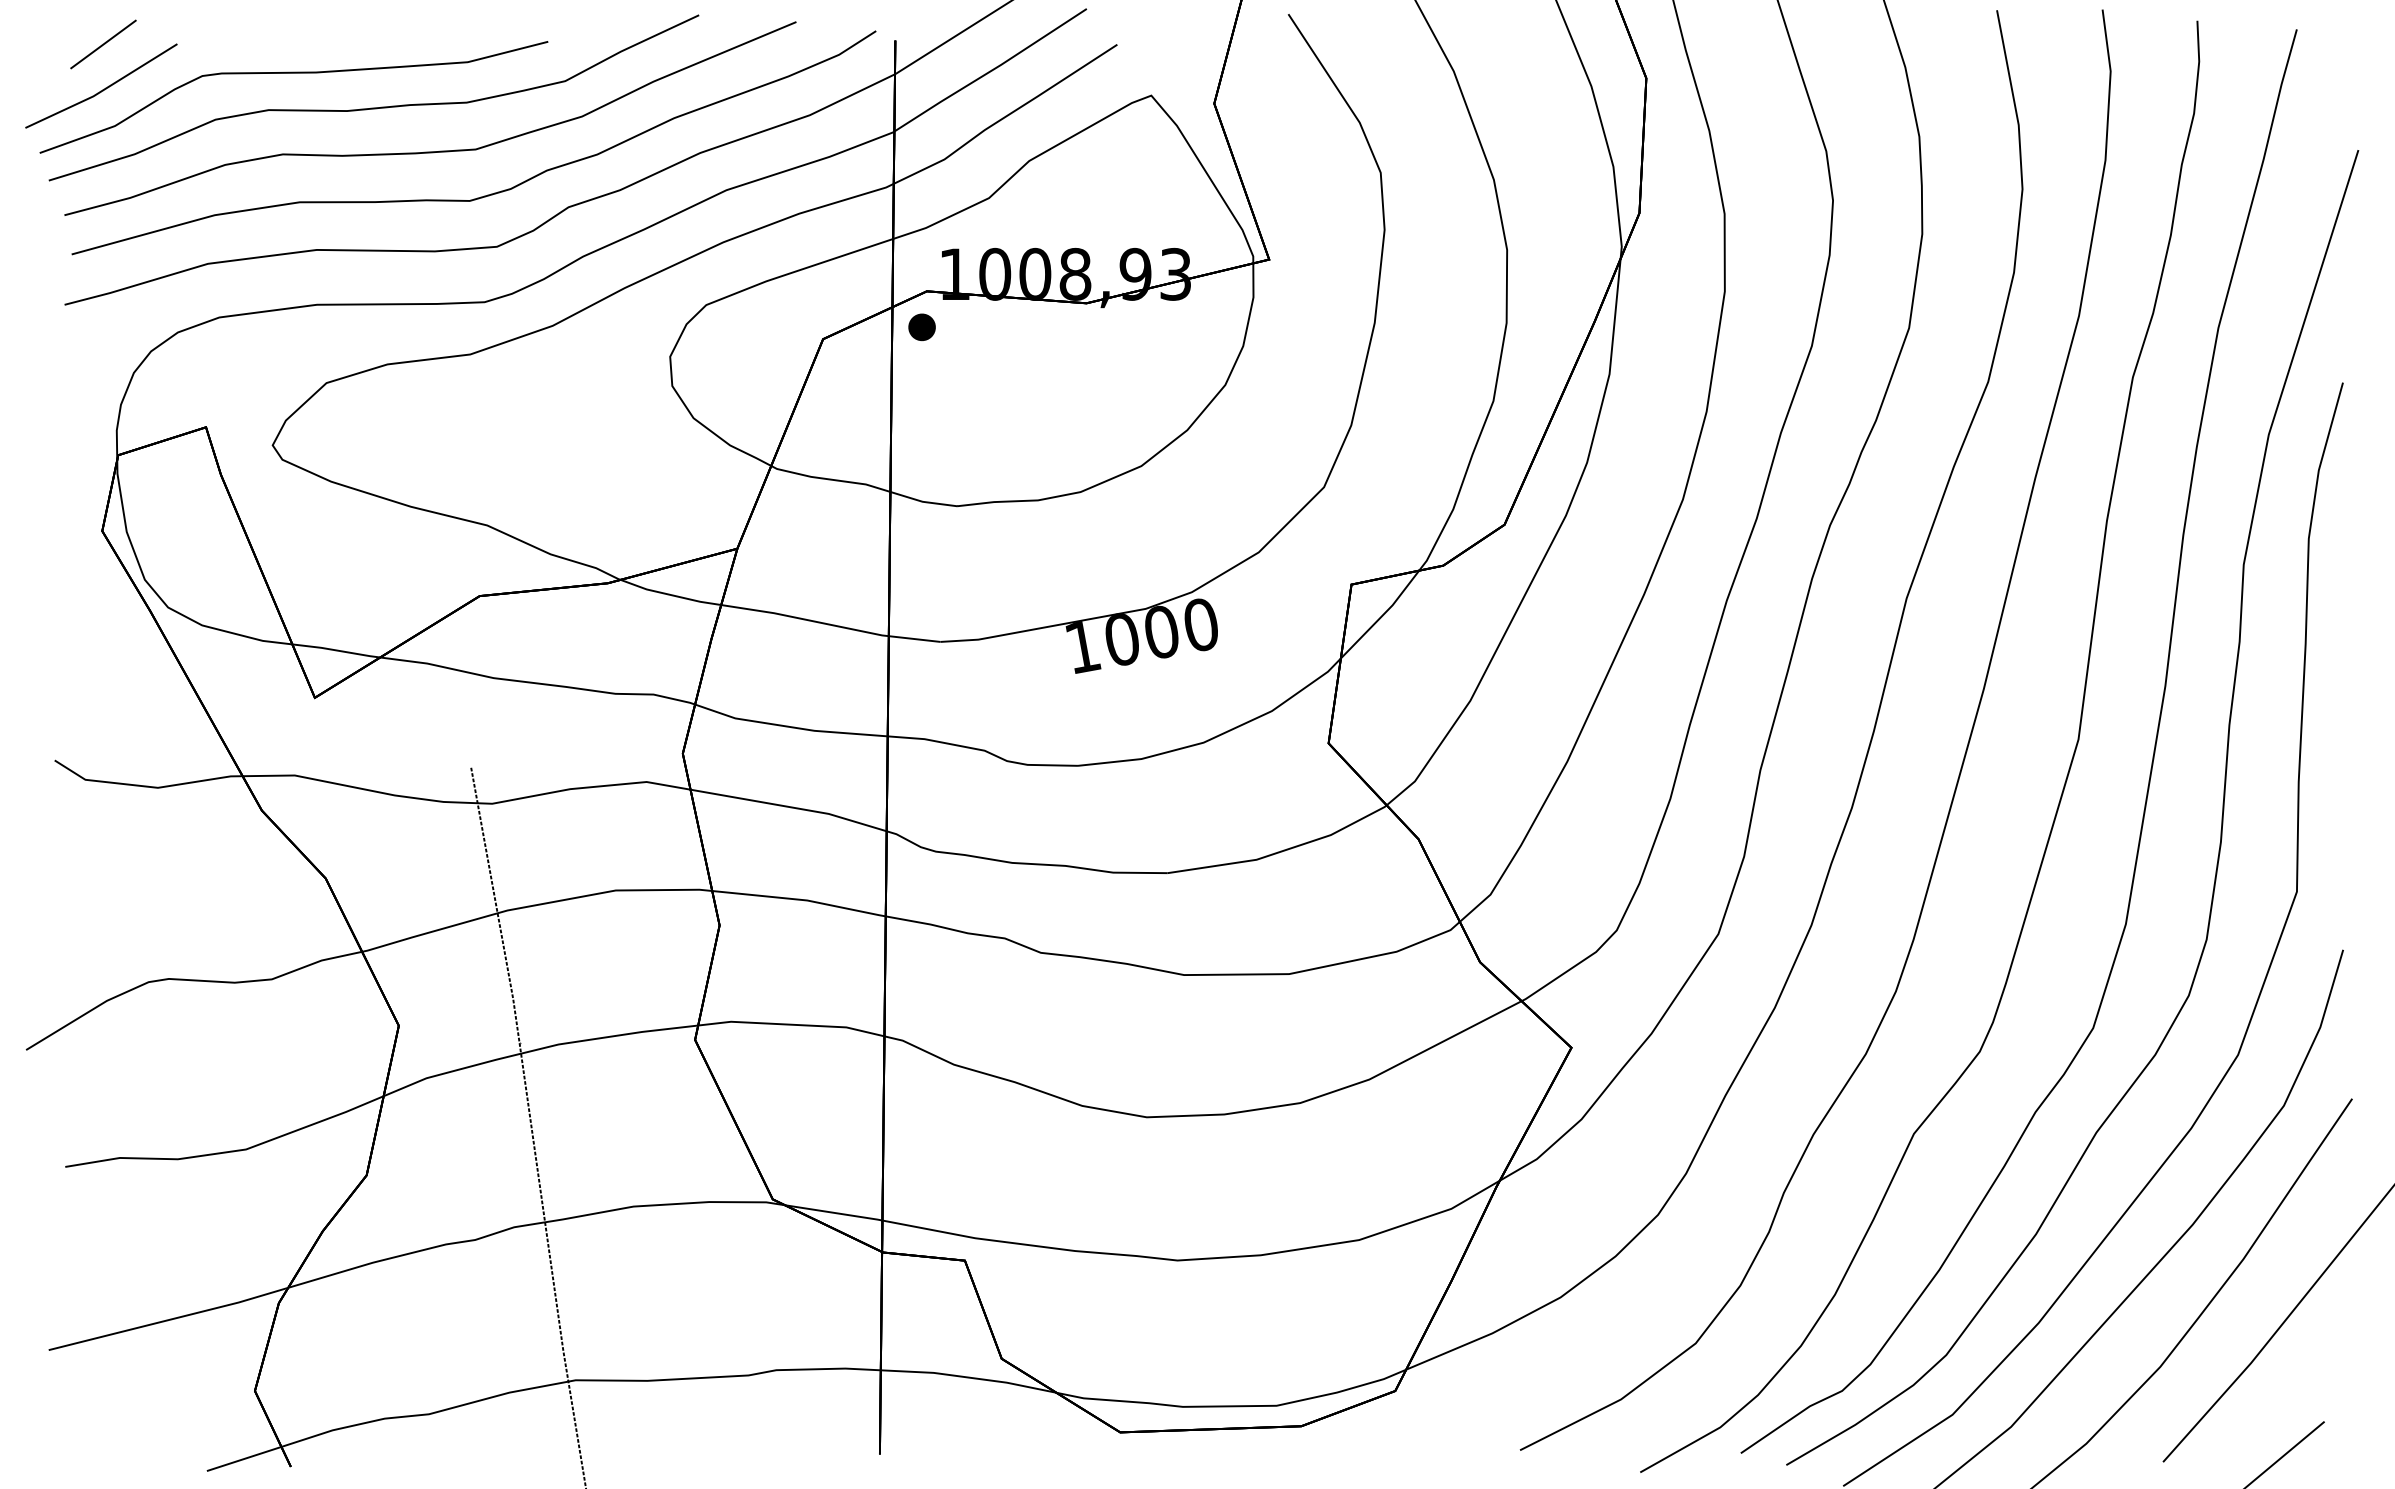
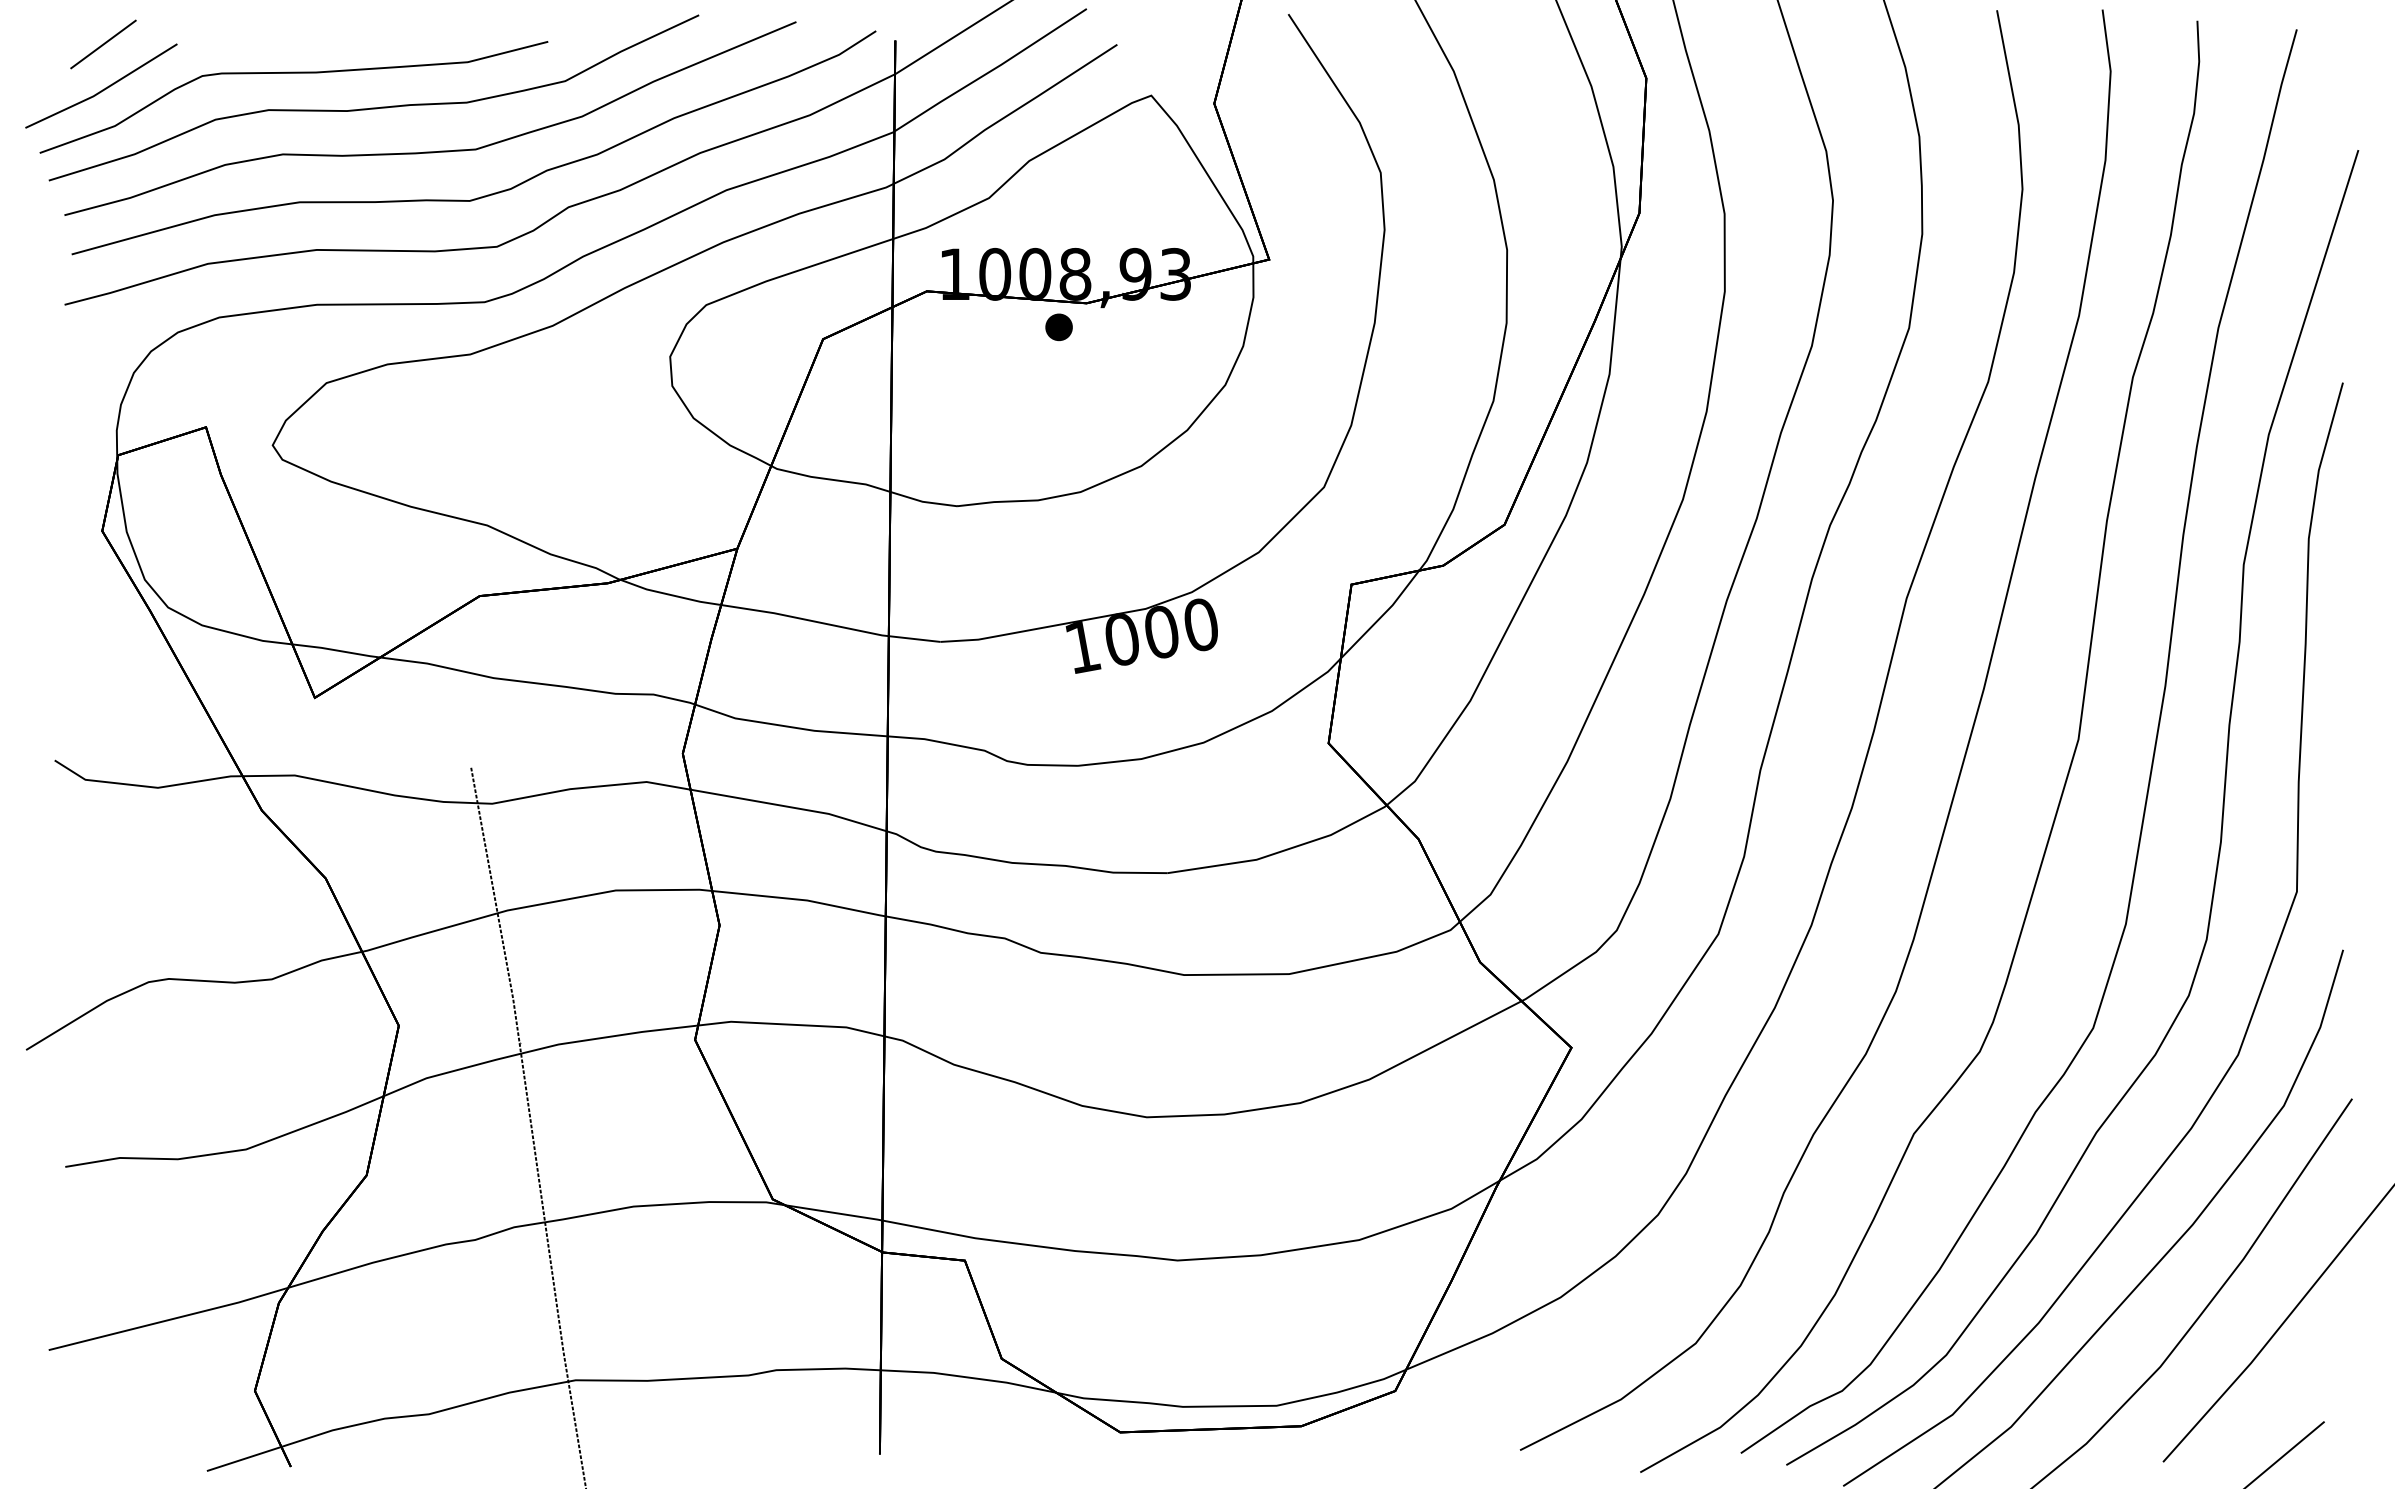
part position: (921, 327) -> (1058, 327) (1058, 327)
